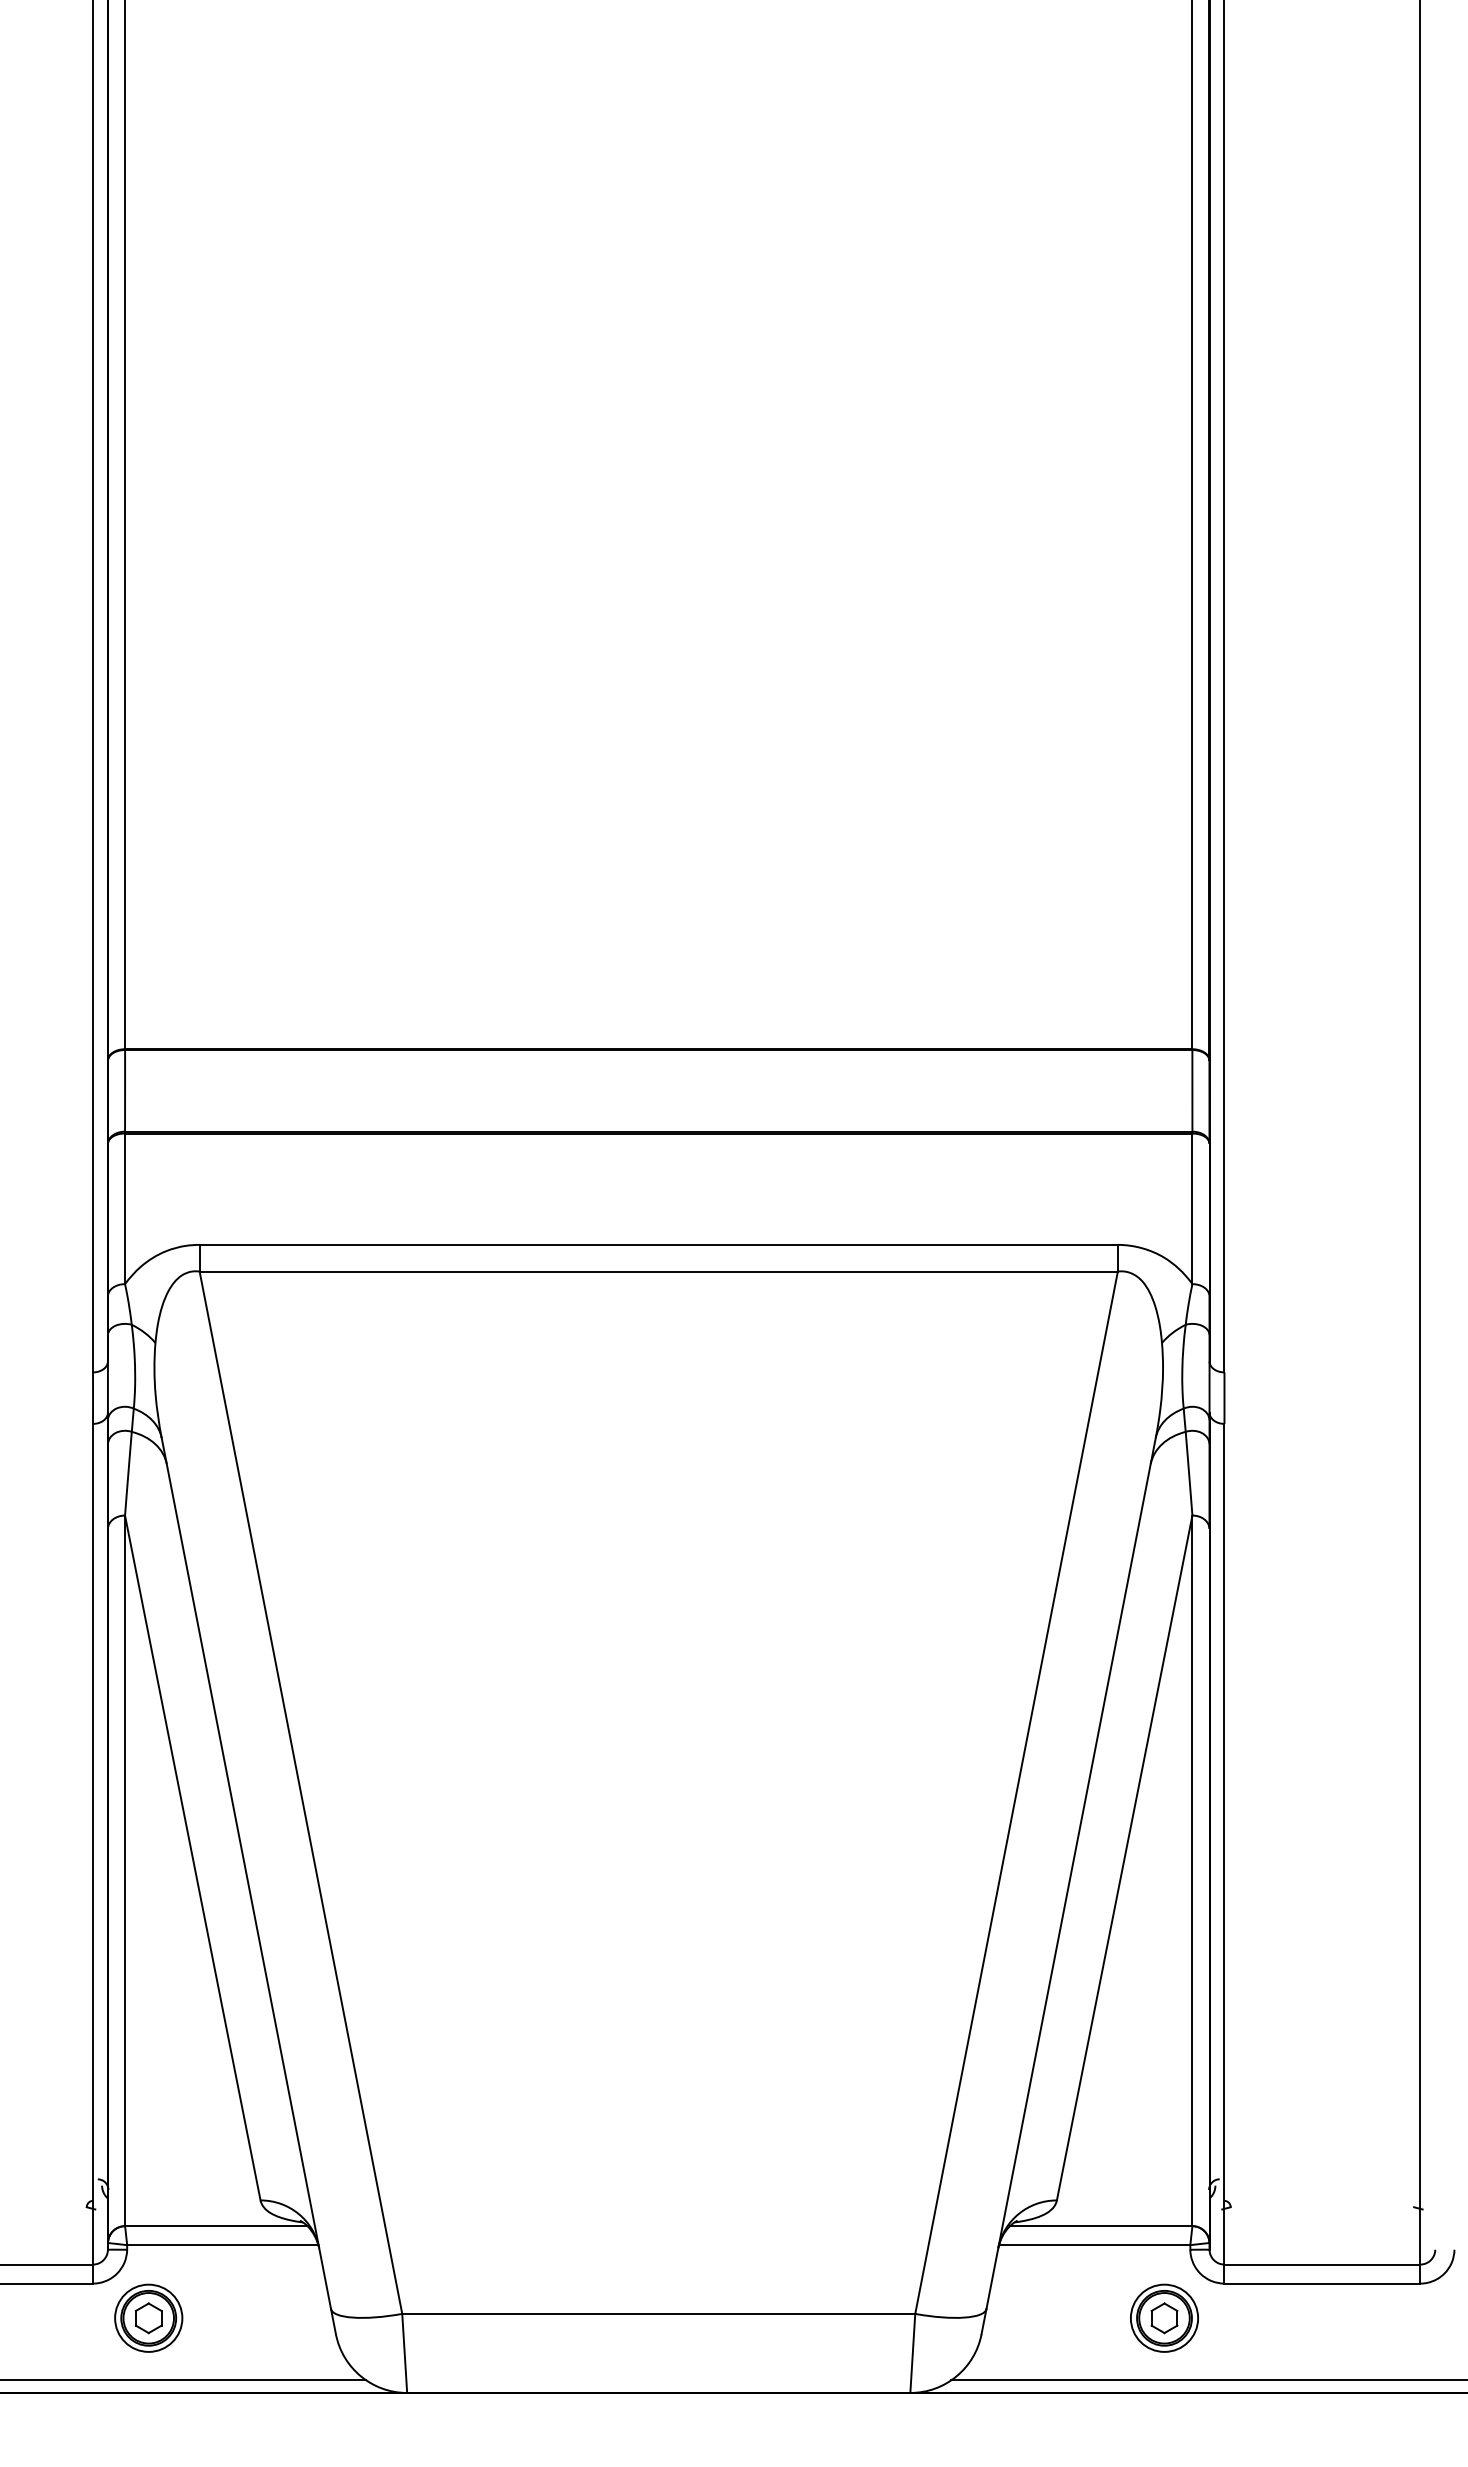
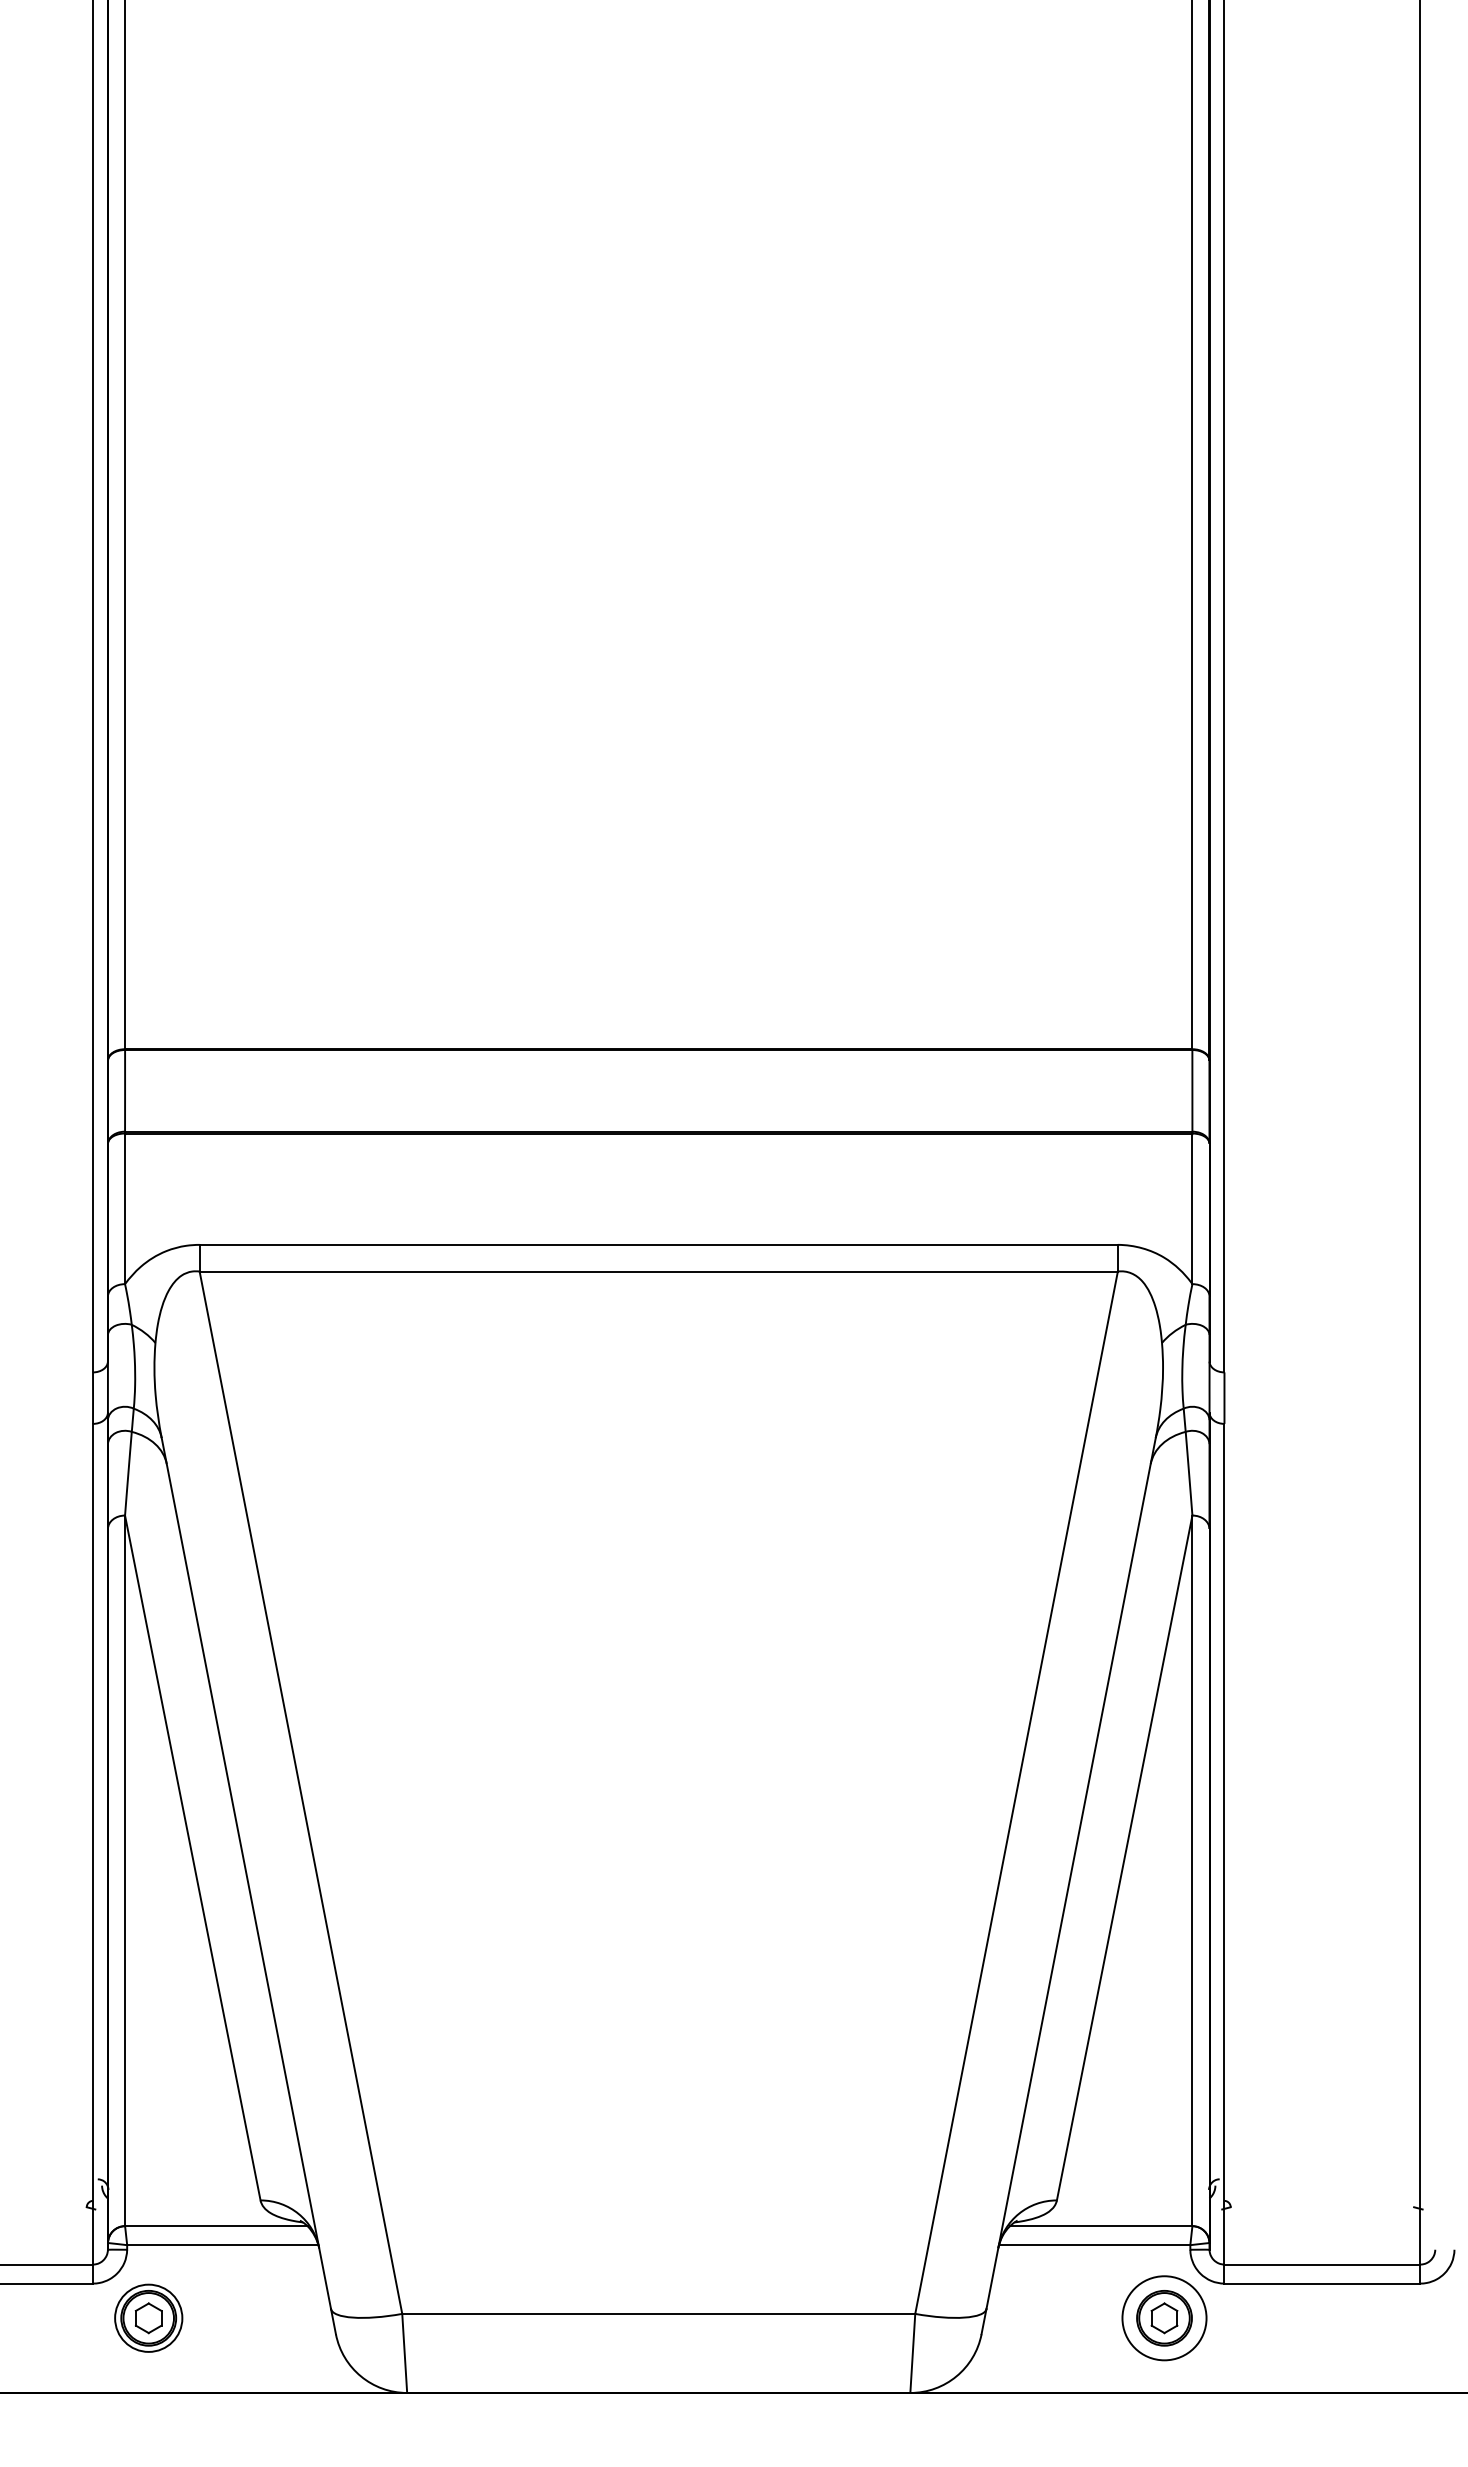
circle diameter: 67 px -> 84 px (1164, 2318)
line: present -> none (184, 2380)
line: present -> none (1207, 2380)
